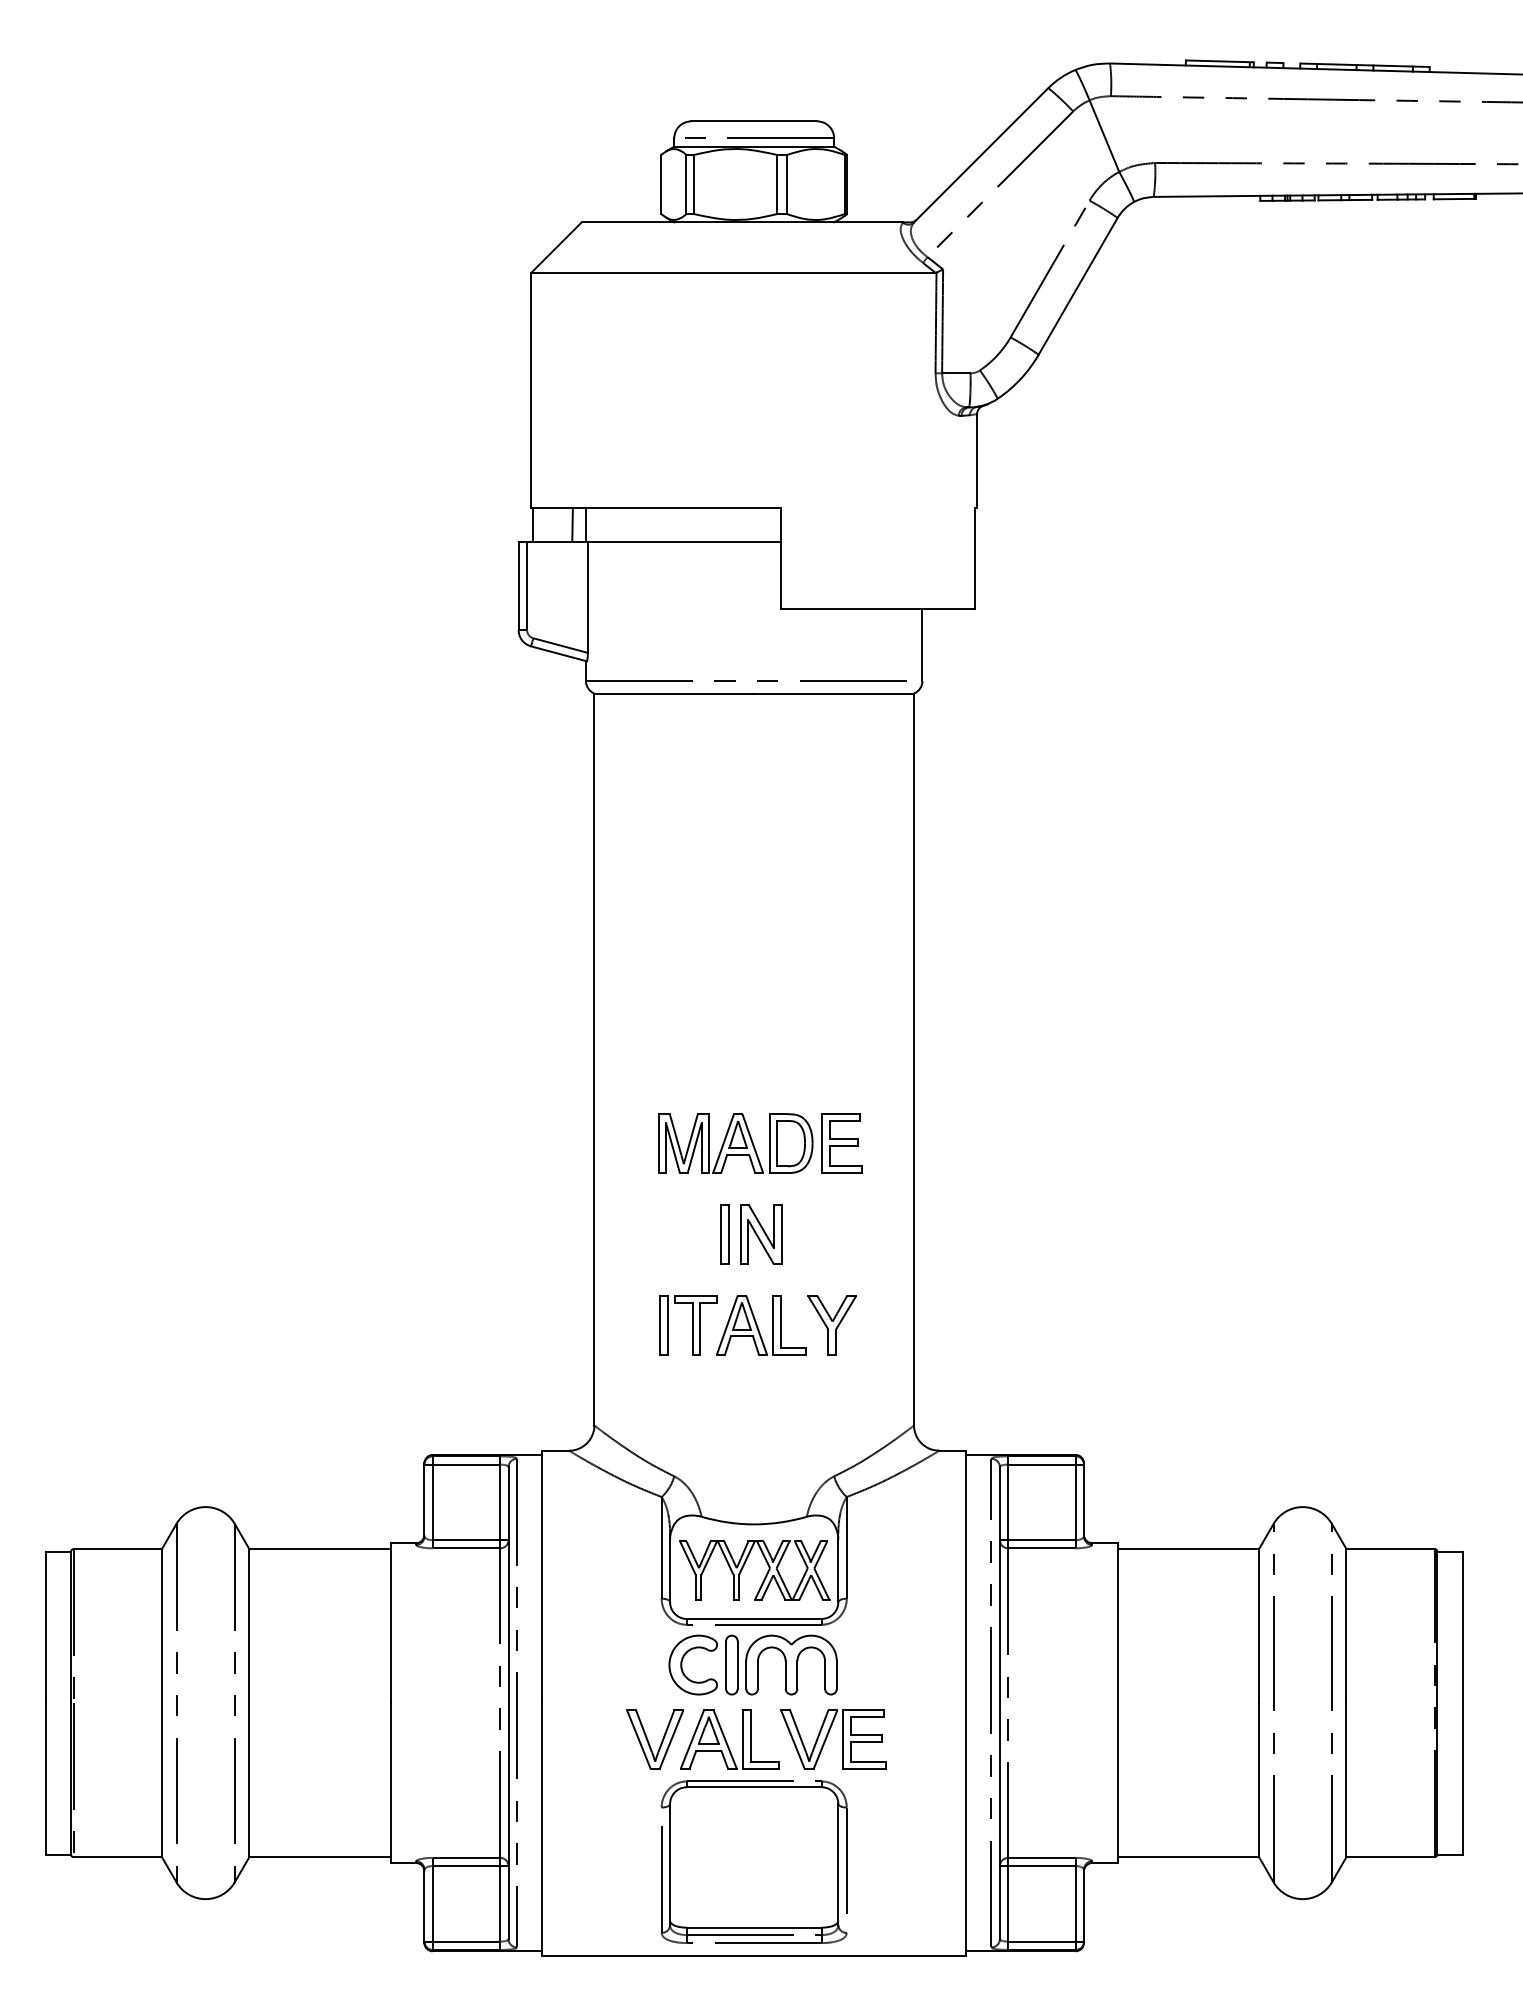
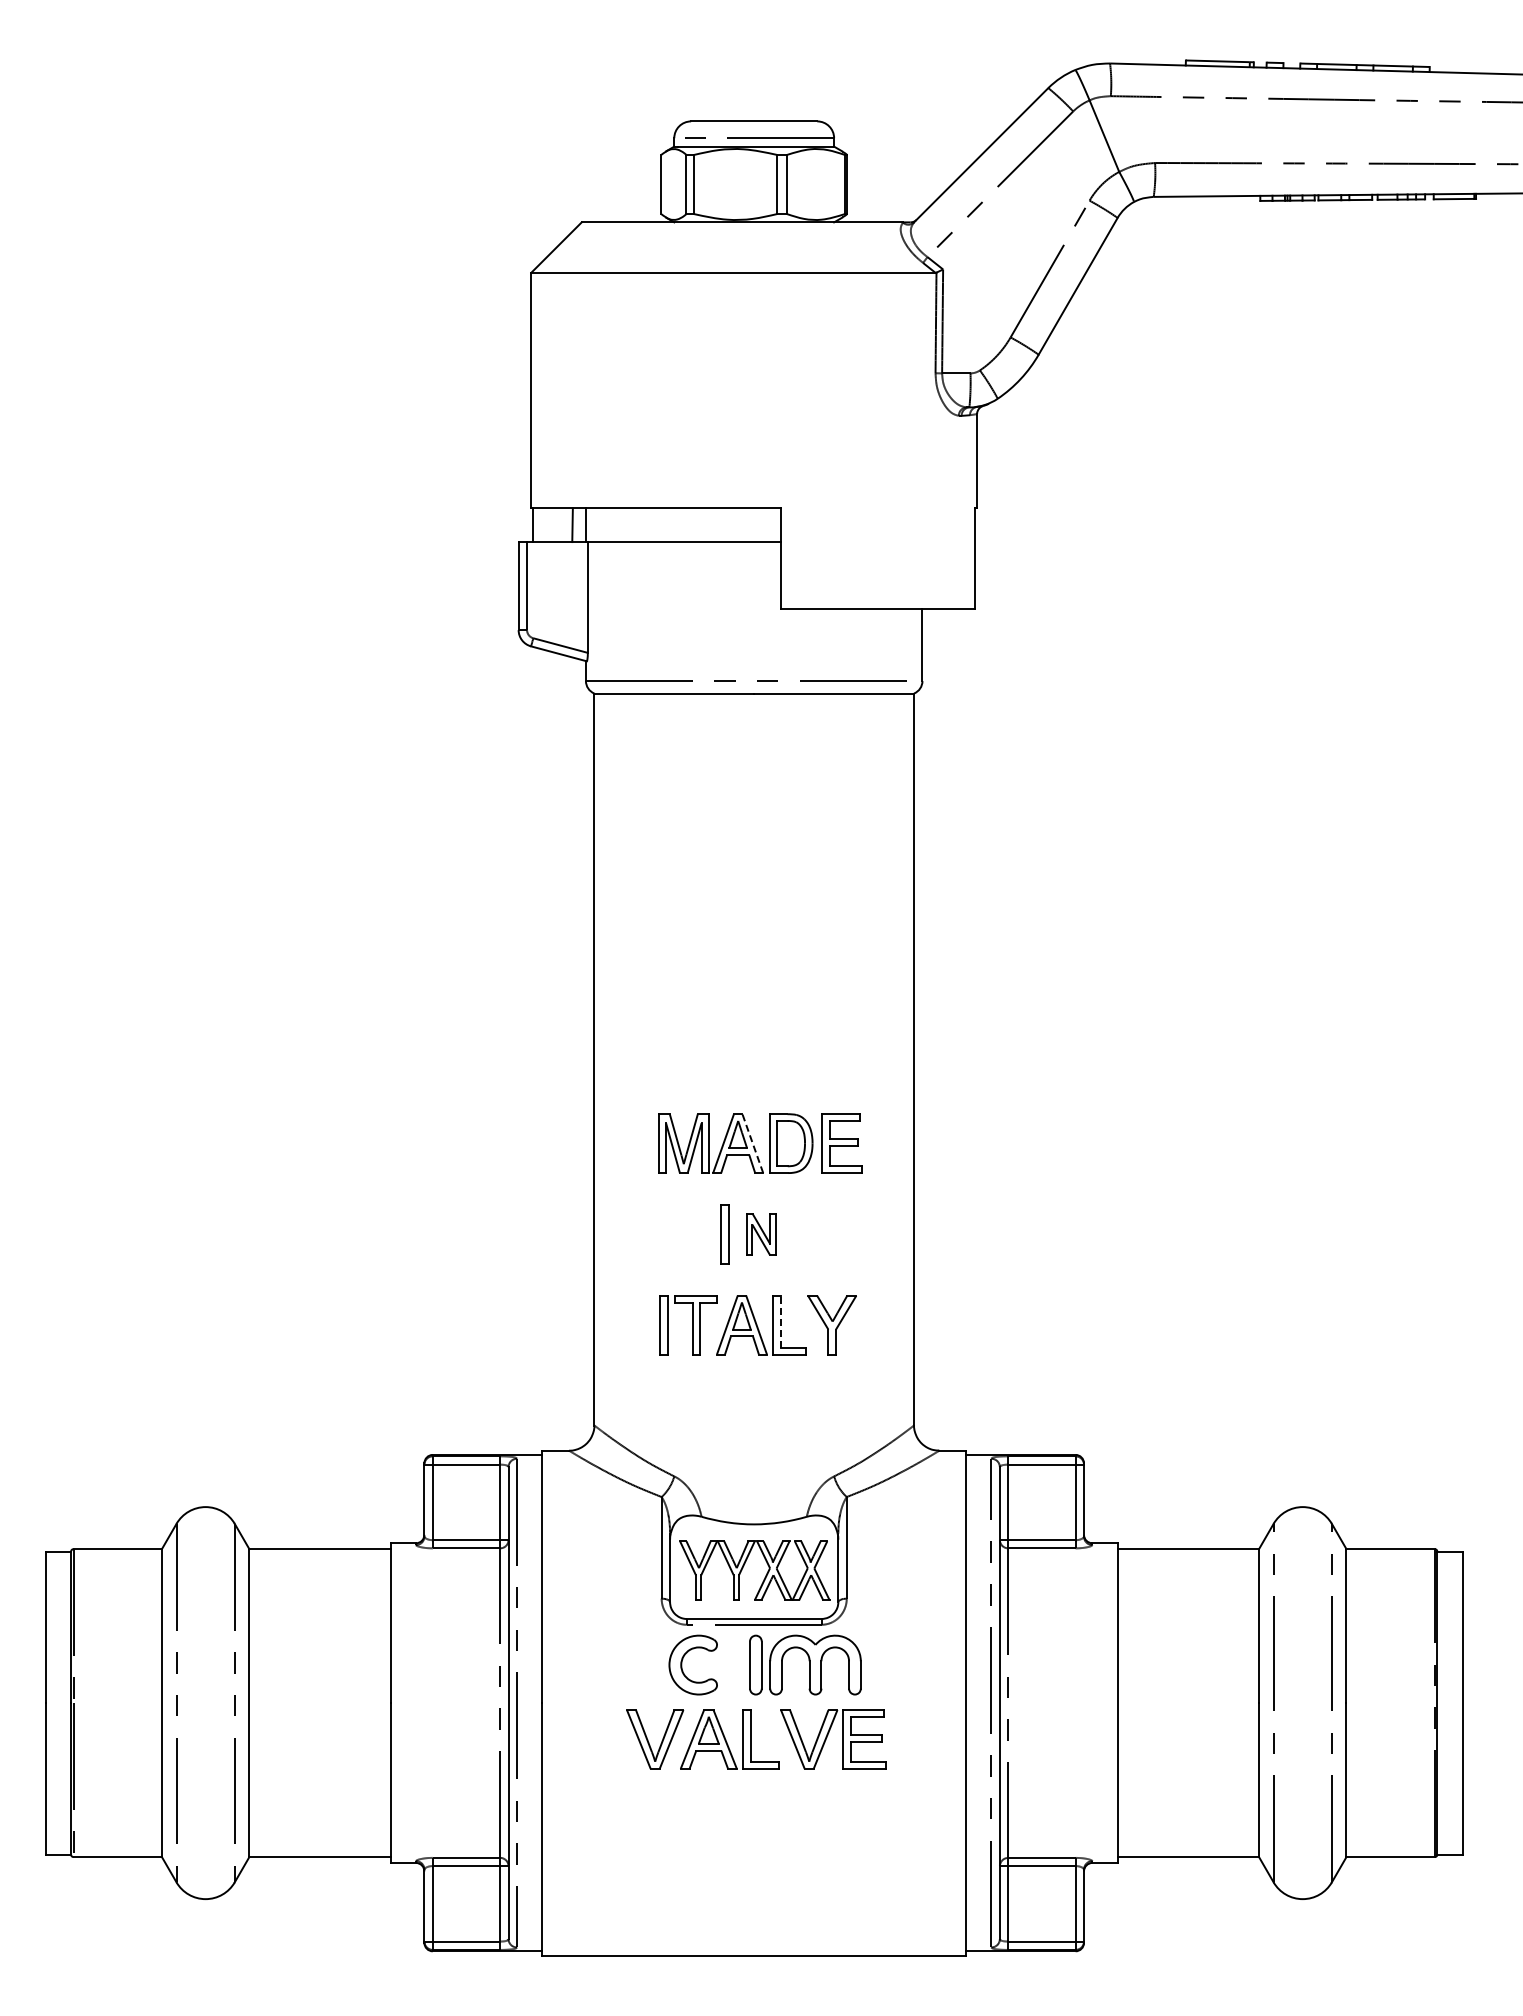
line: solid -> dashed (752, 1143)
part size: 43x61 px -> 31x43 px (761, 1234)
line: solid -> dashed (780, 1321)
part position: (781, 1664) -> (805, 1664) (805, 1664)
part: present -> none (753, 1861)
